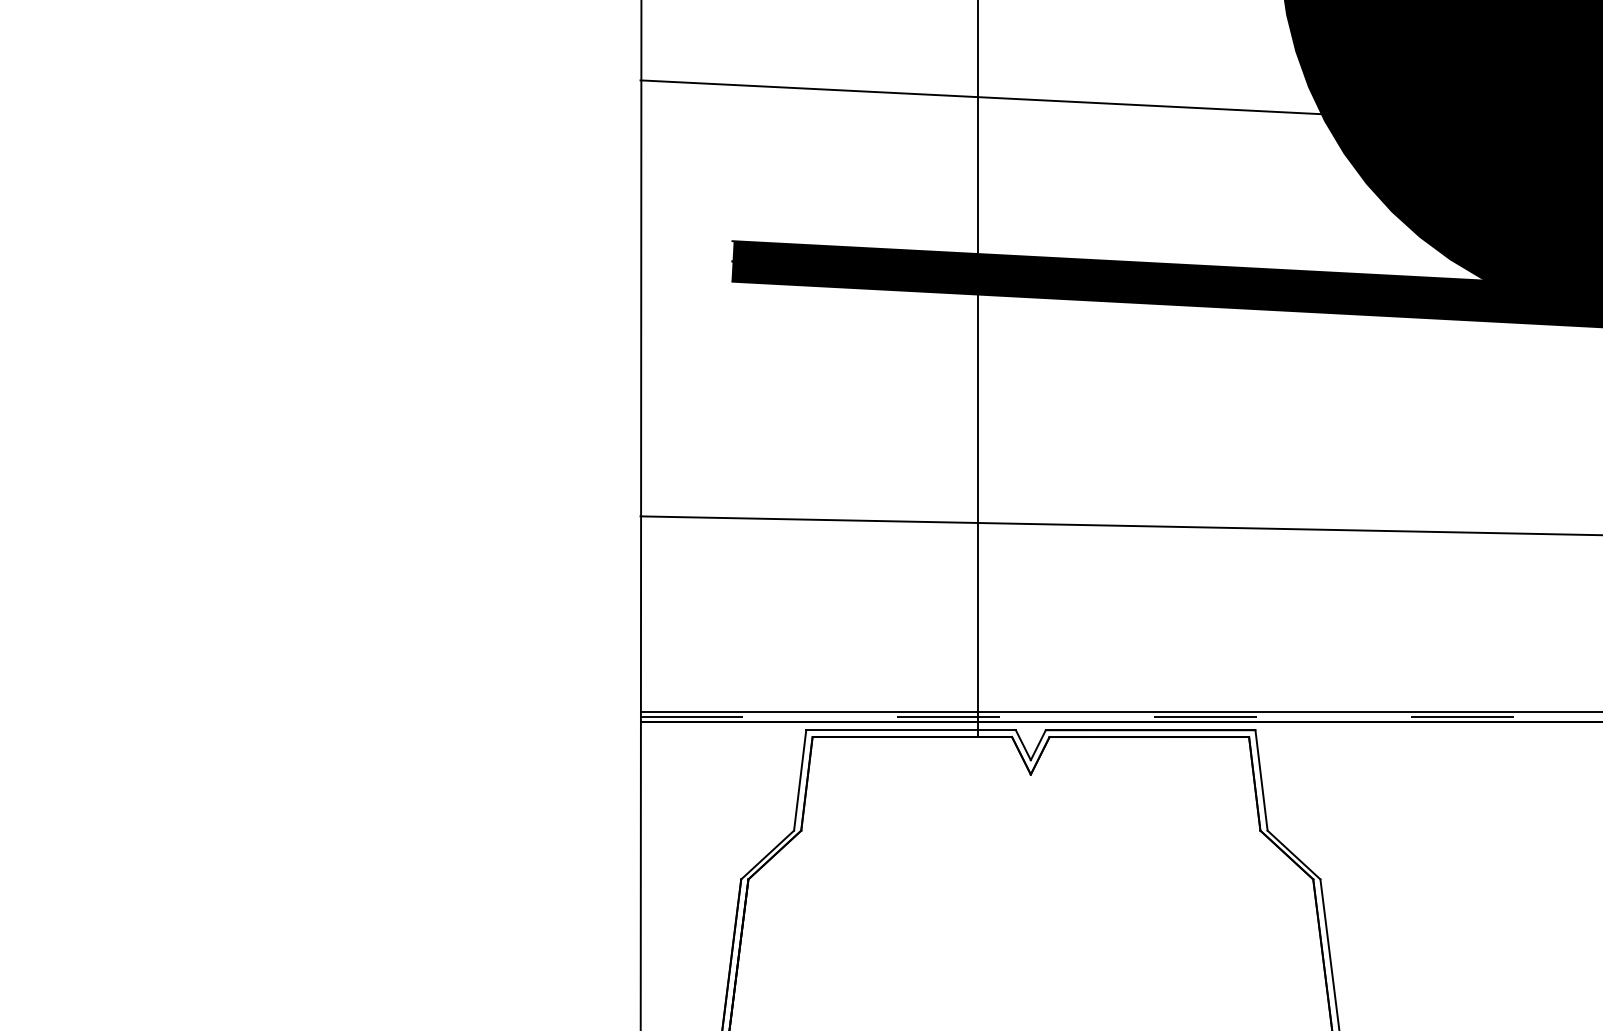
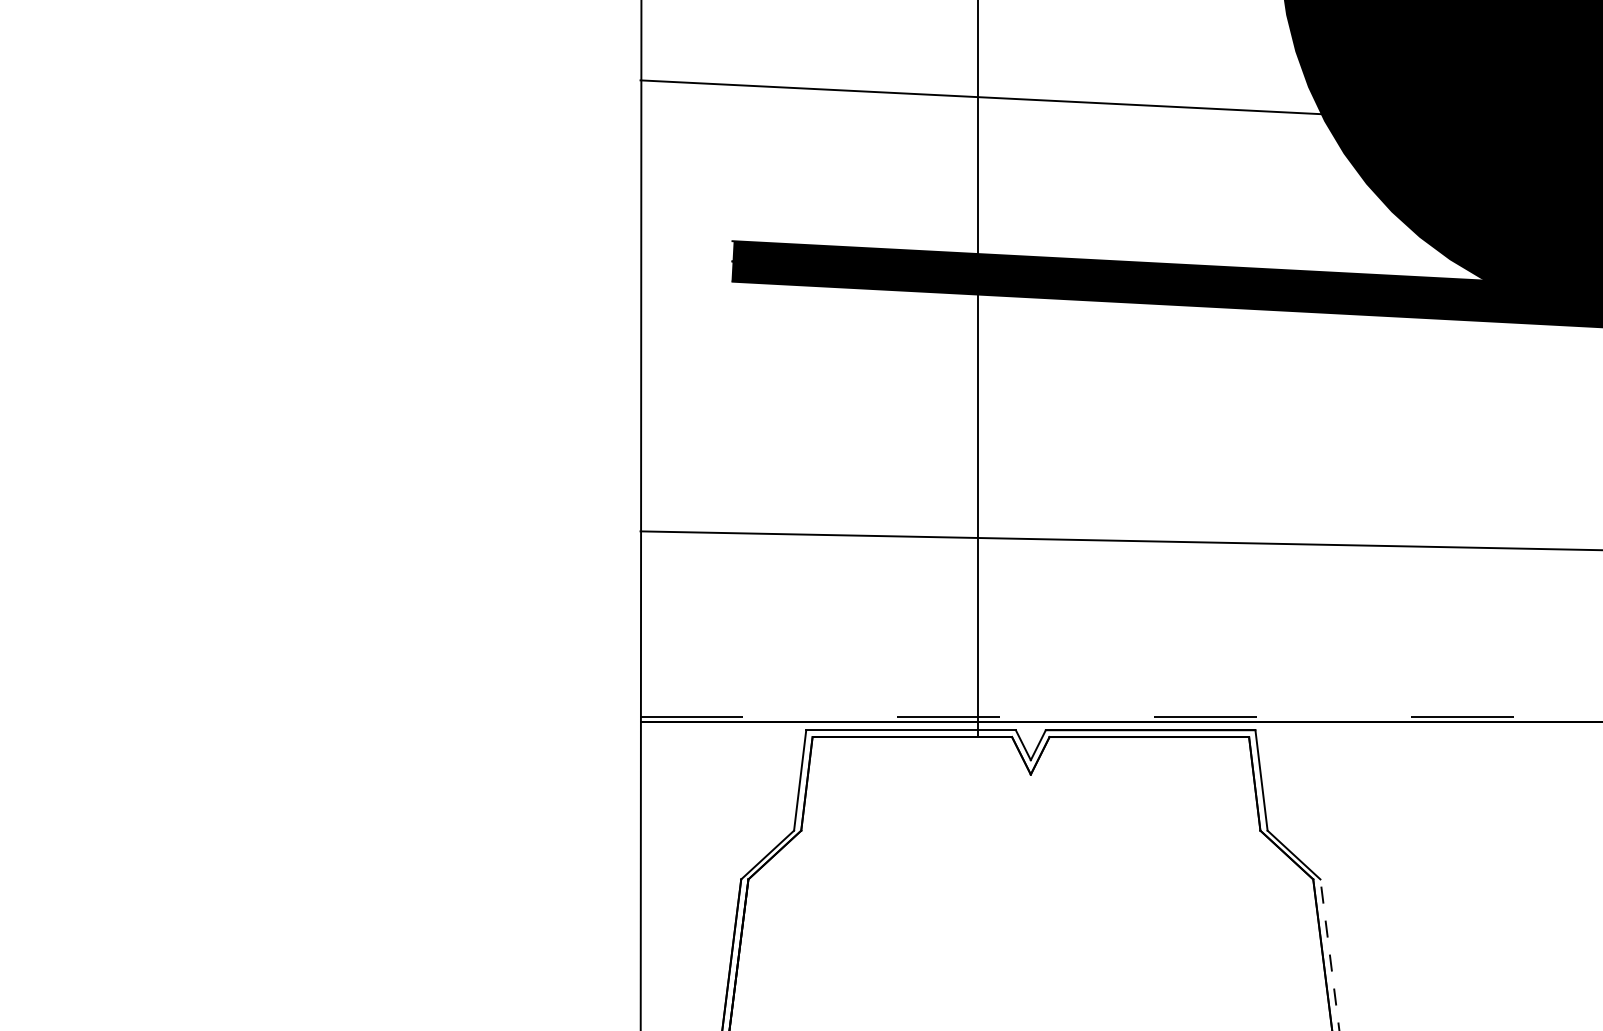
line position: (1119, 525) -> (1119, 540) (1119, 540)
line: present -> none (1119, 712)
line: solid -> dashed (1329, 954)
